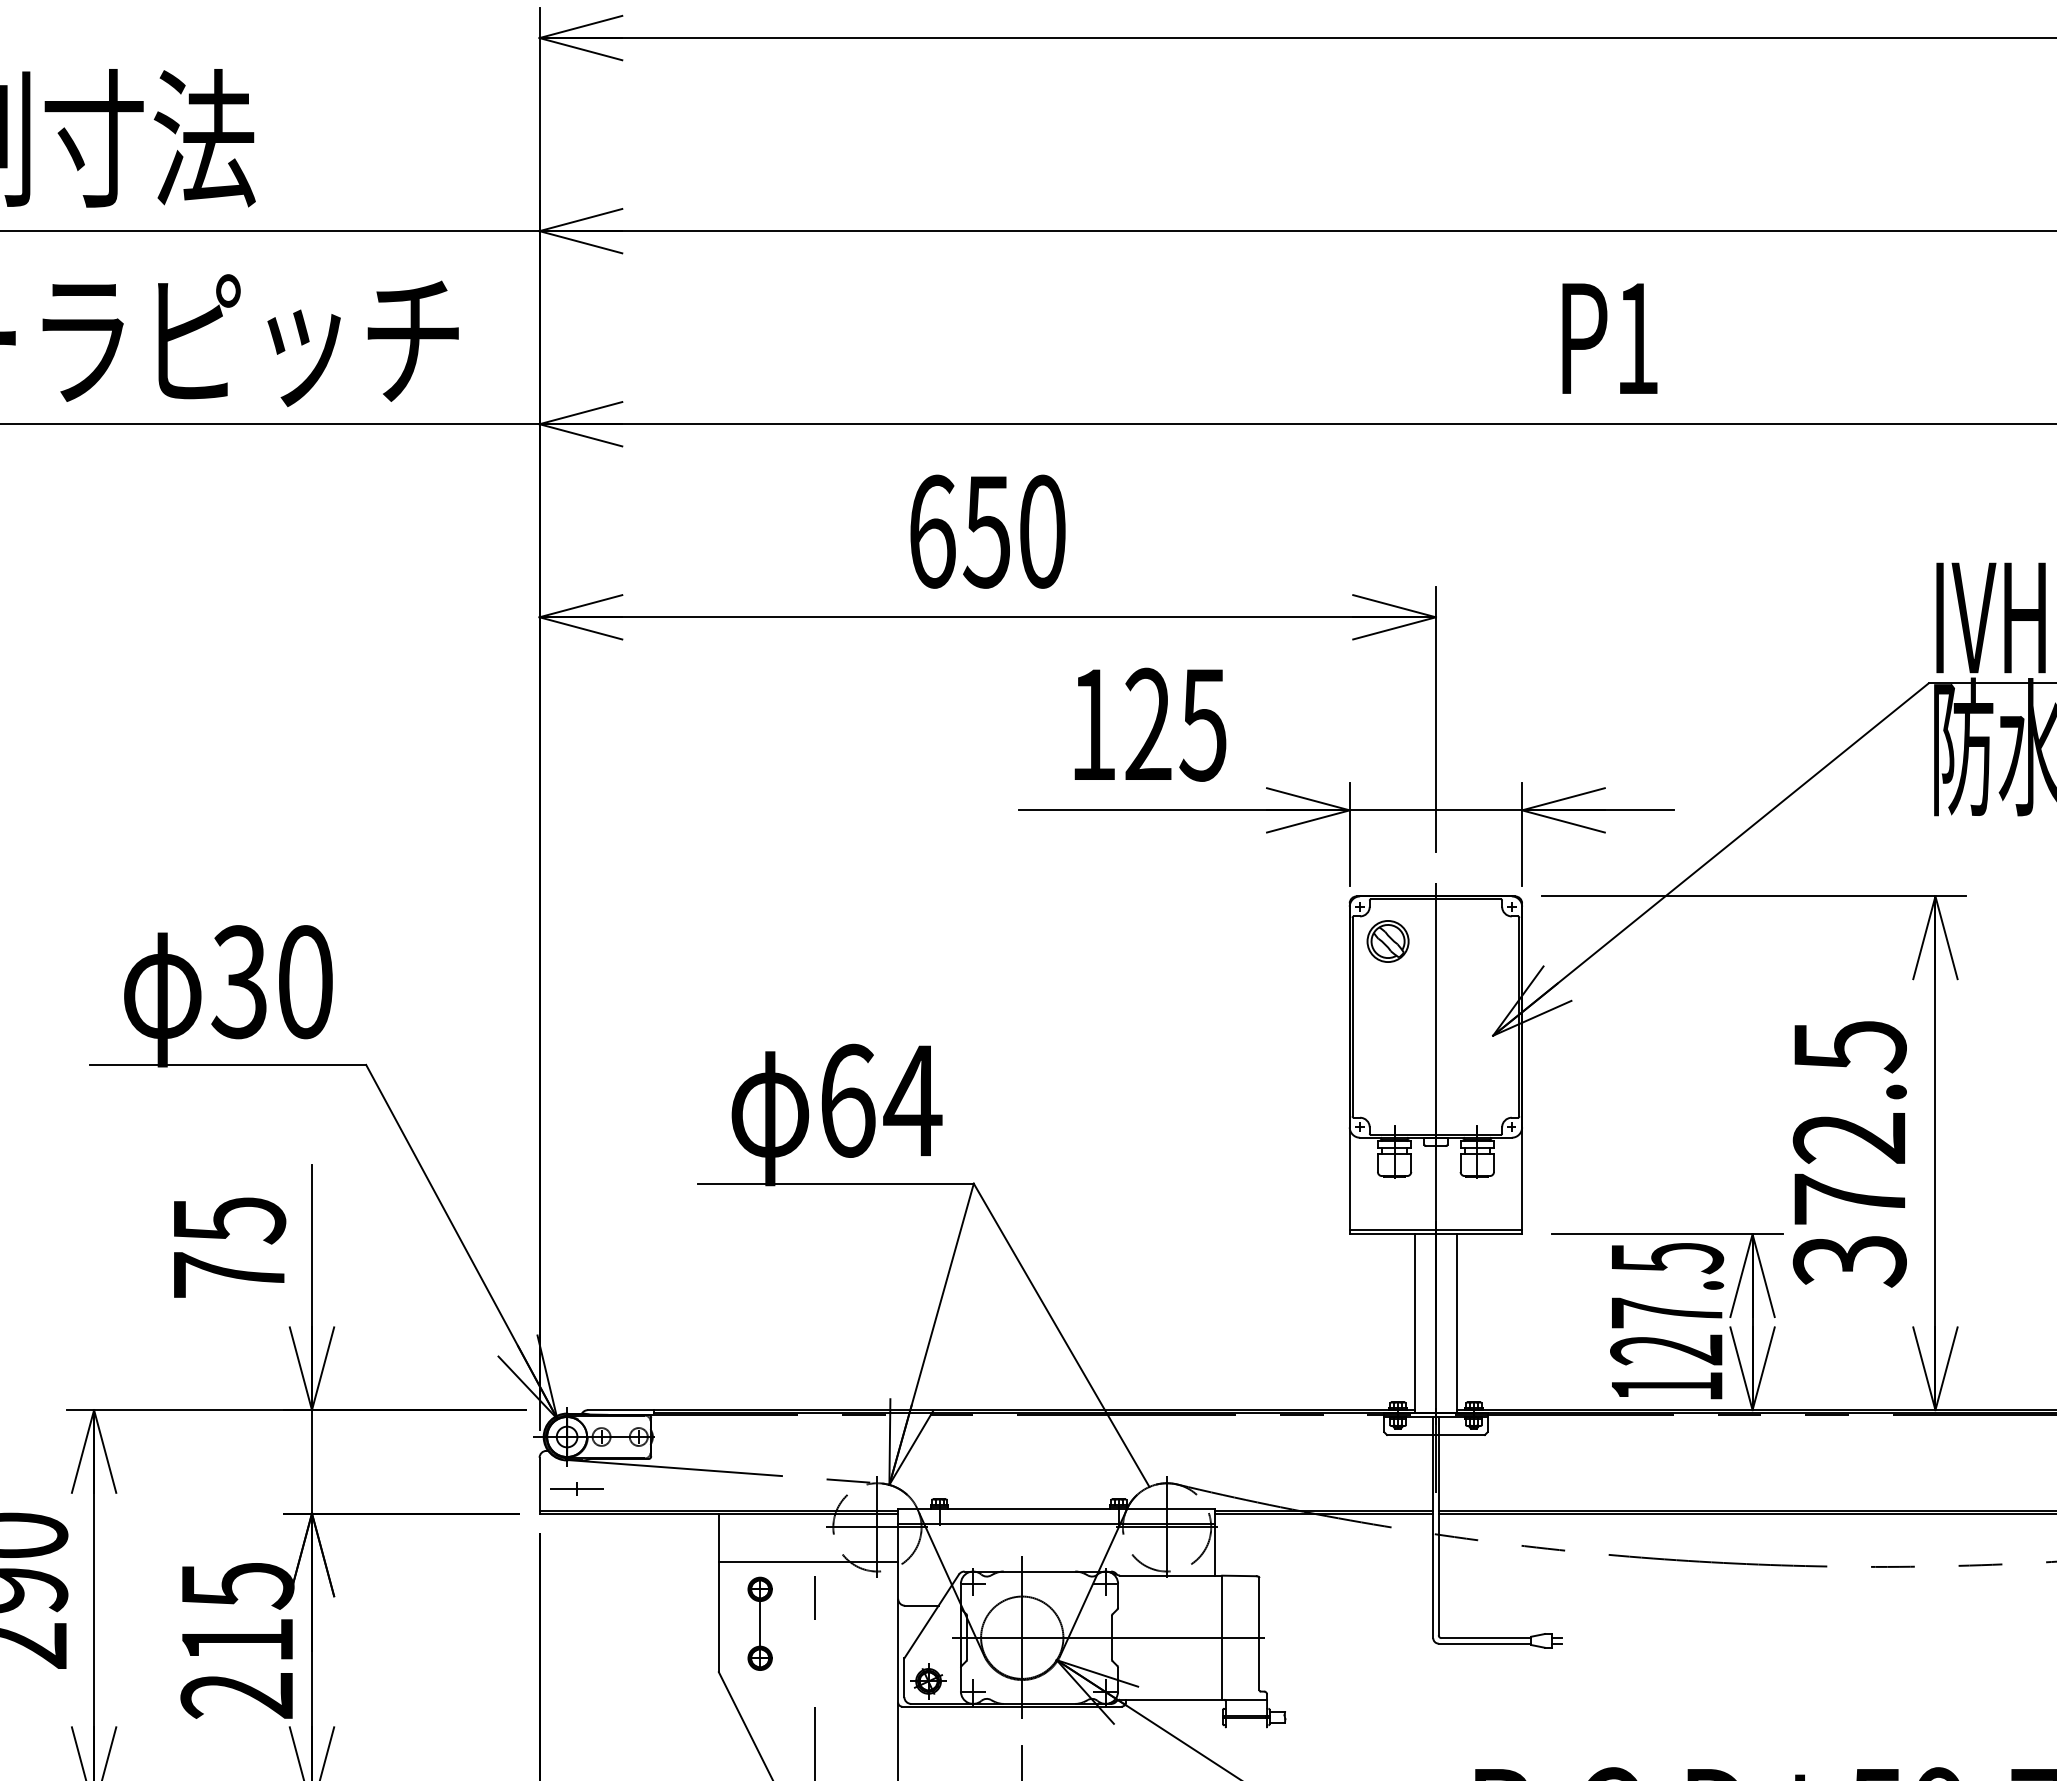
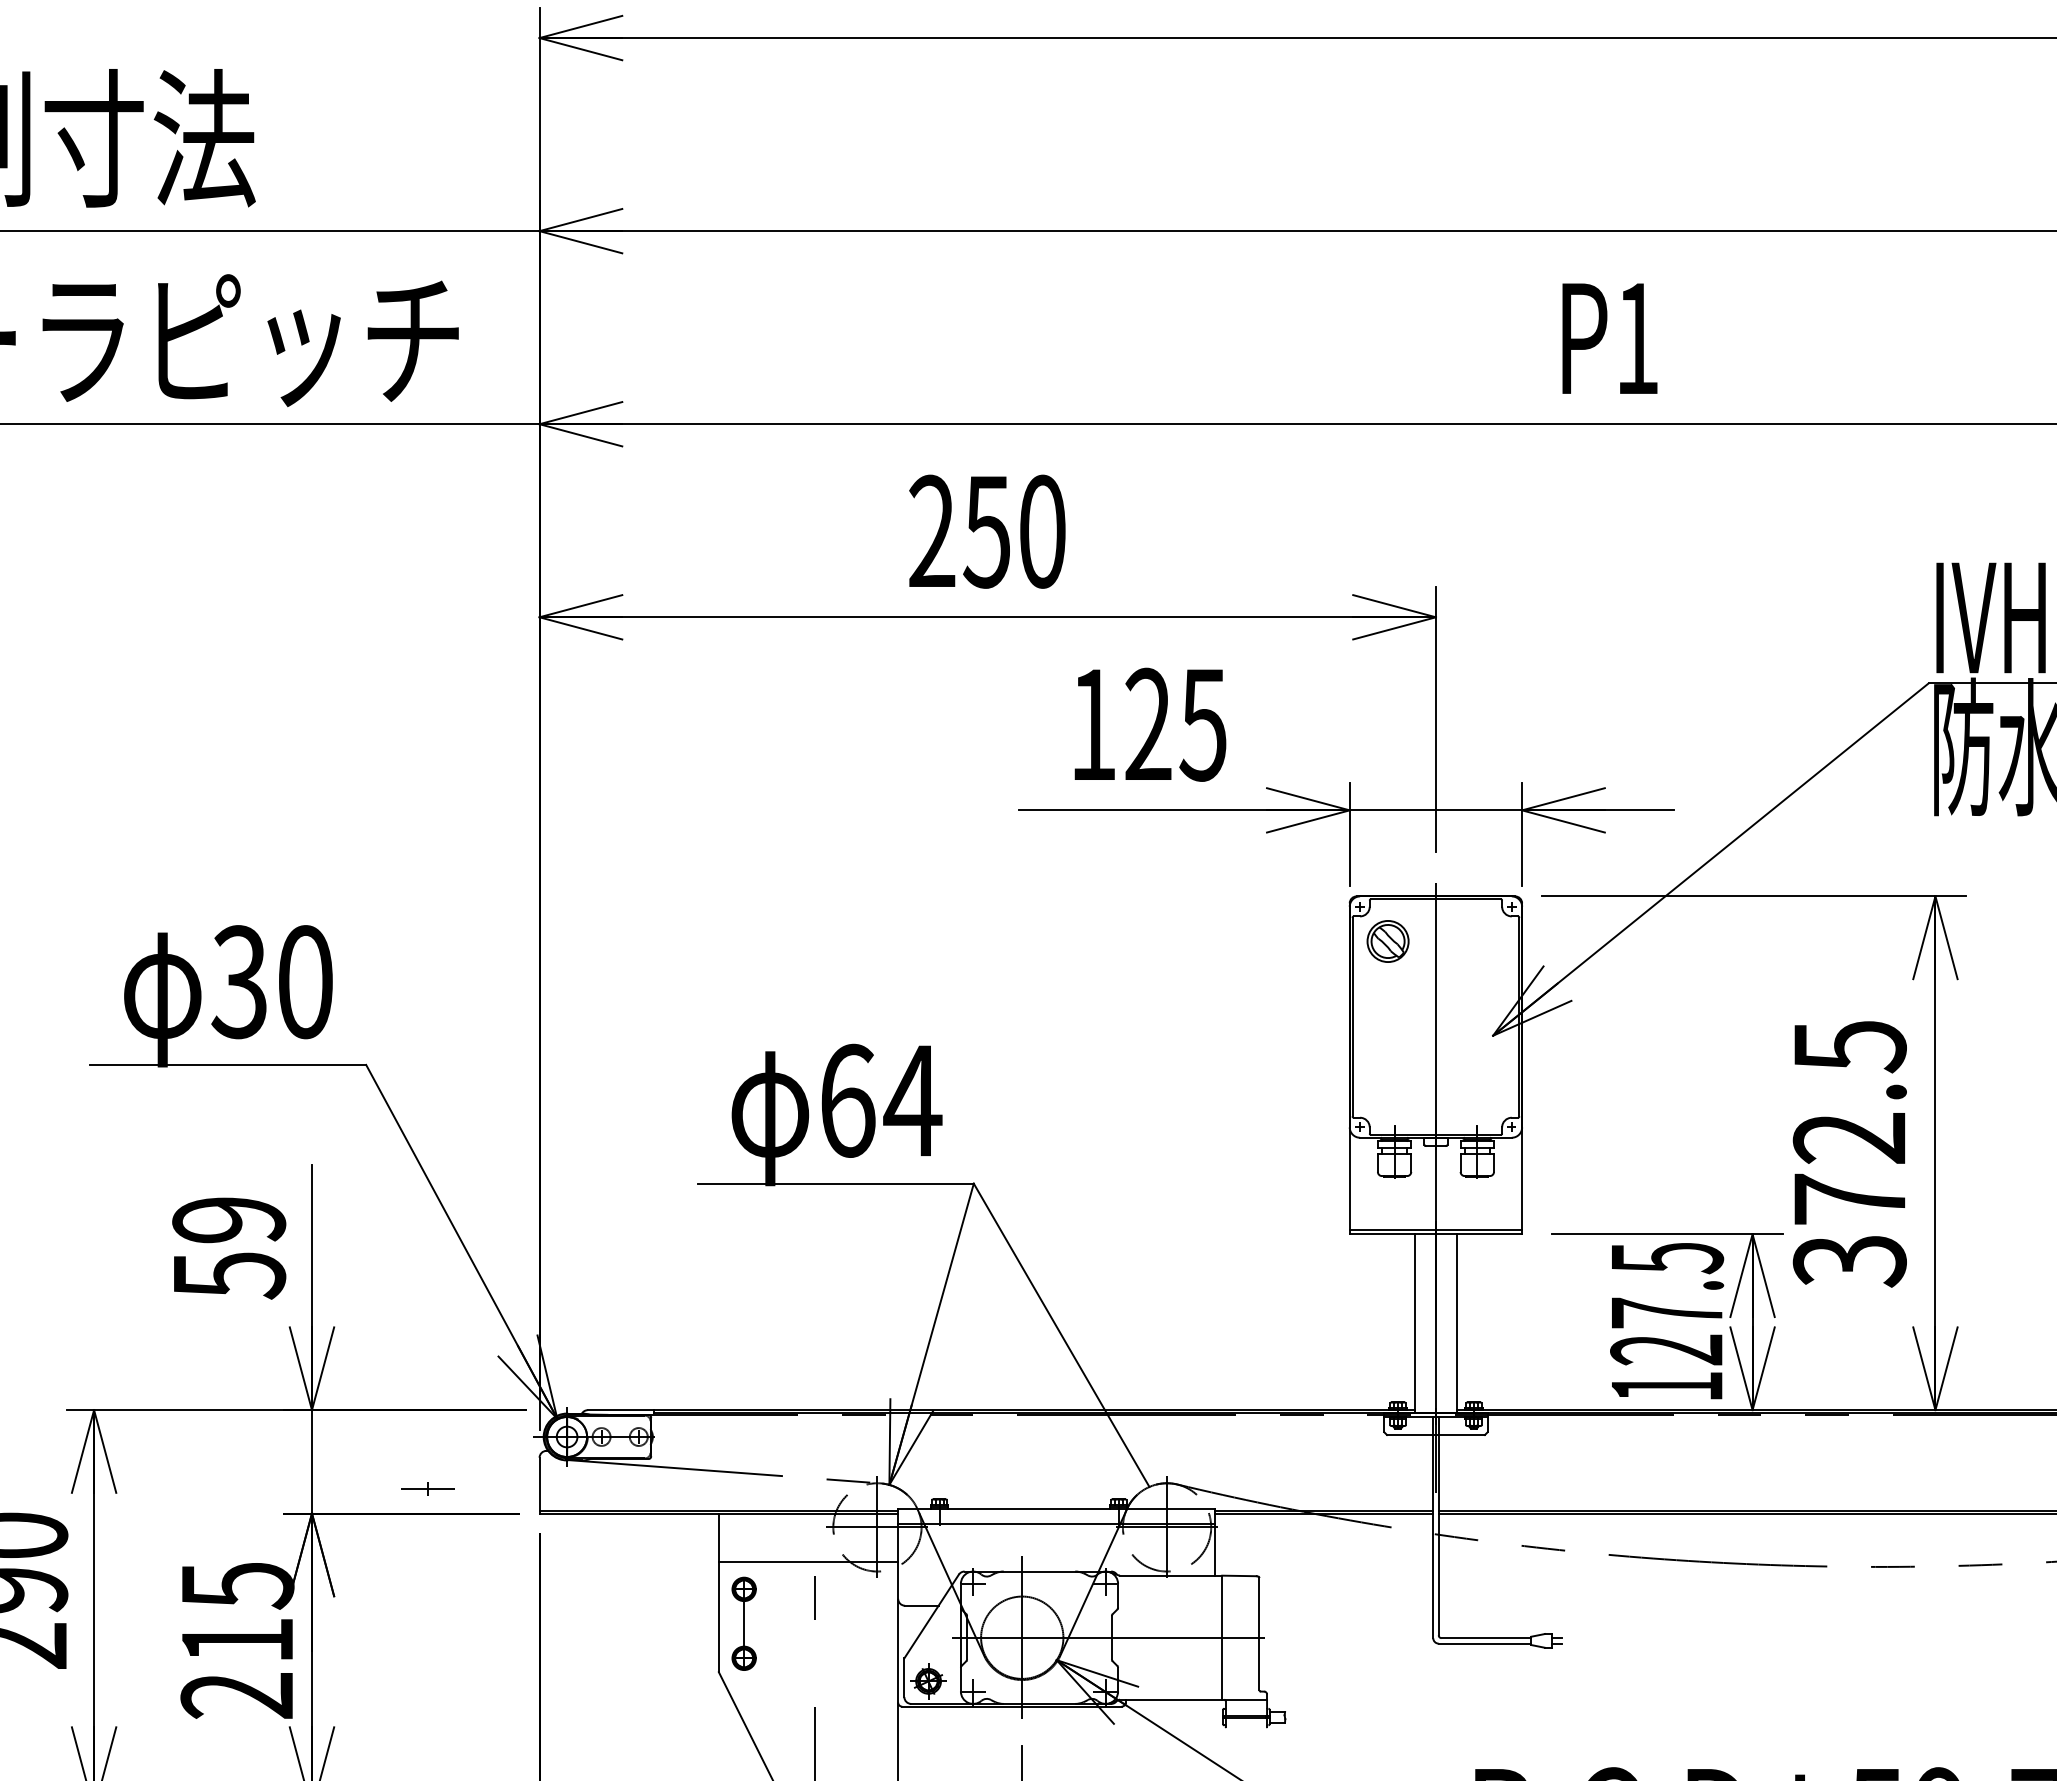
text: 650 -> 250 (932, 531)
text: 75 -> 59 (229, 1248)
part position: (576, 1488) -> (427, 1488) (427, 1488)
part position: (759, 1623) -> (743, 1623) (743, 1623)
